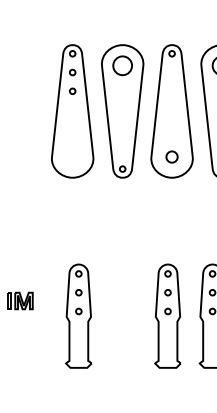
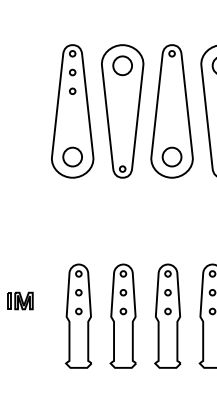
part: none -> present (72, 156)
part size: 14x14 px -> 22x22 px (171, 156)
part: none -> present (122, 315)
